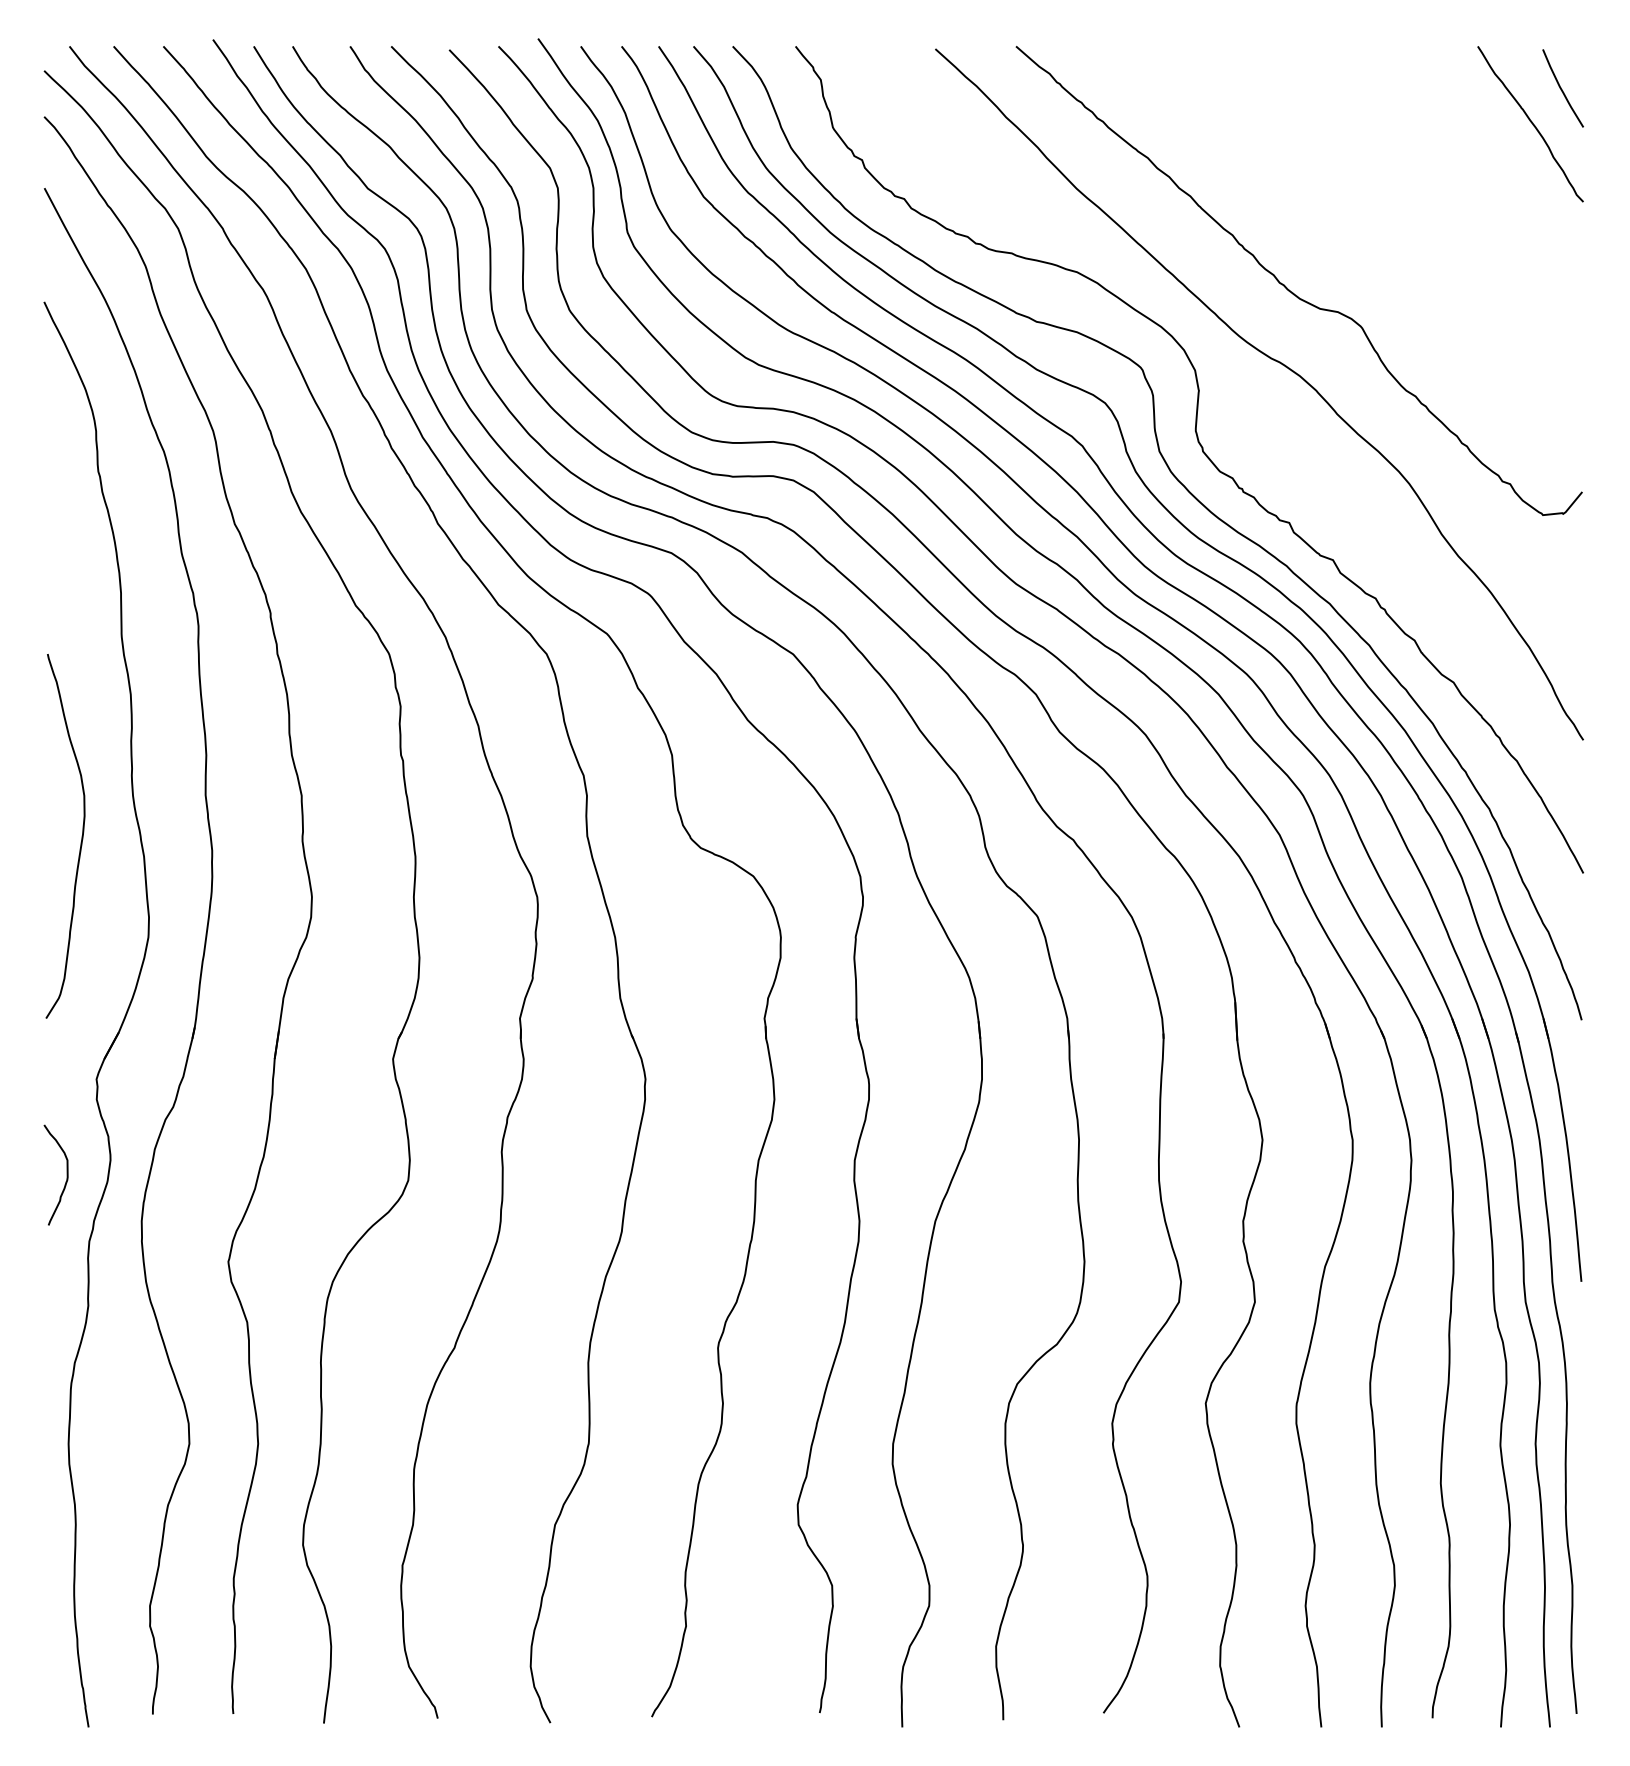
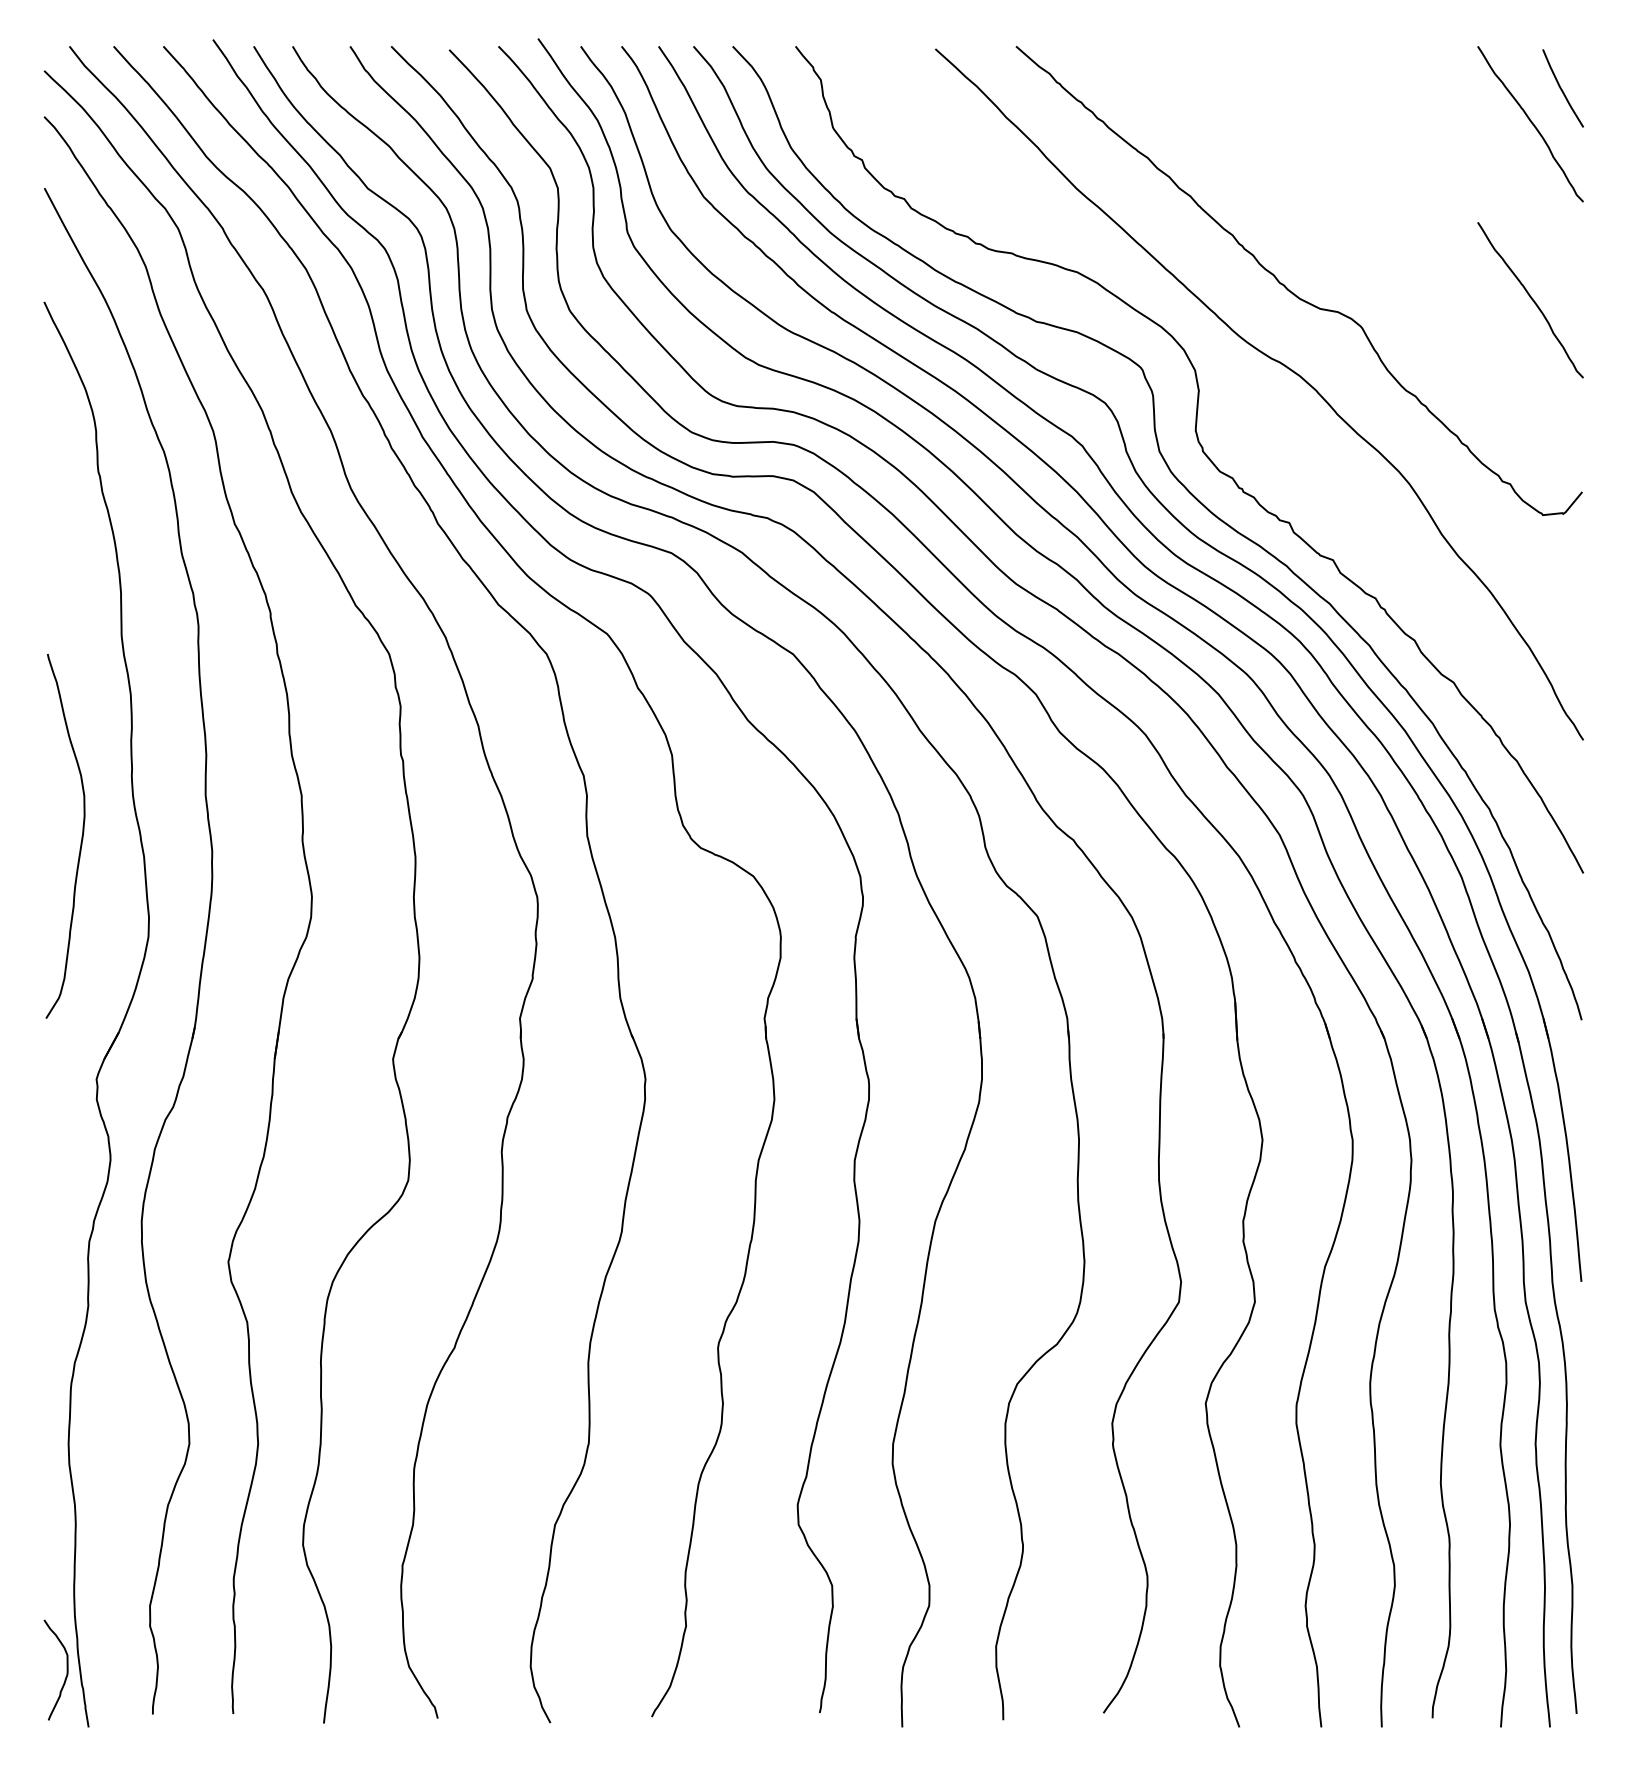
curve: none -> present (1531, 299)
curve position: (66, 1174) -> (66, 1669) (66, 1669)
